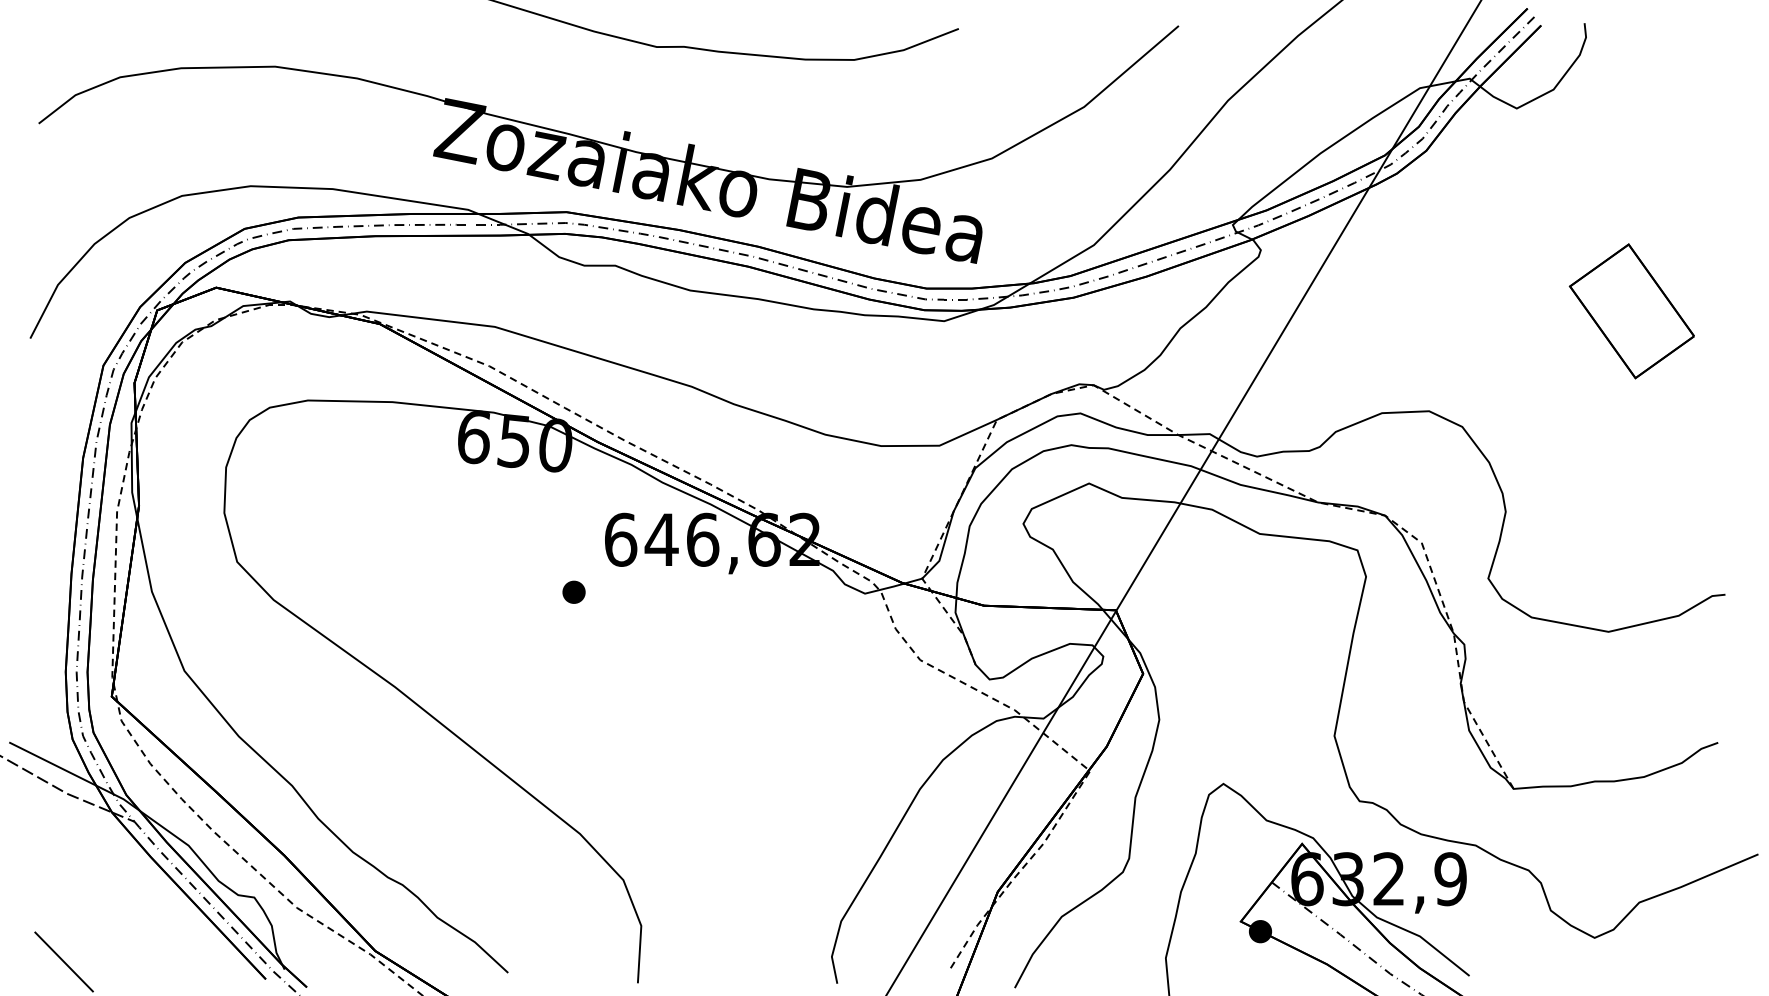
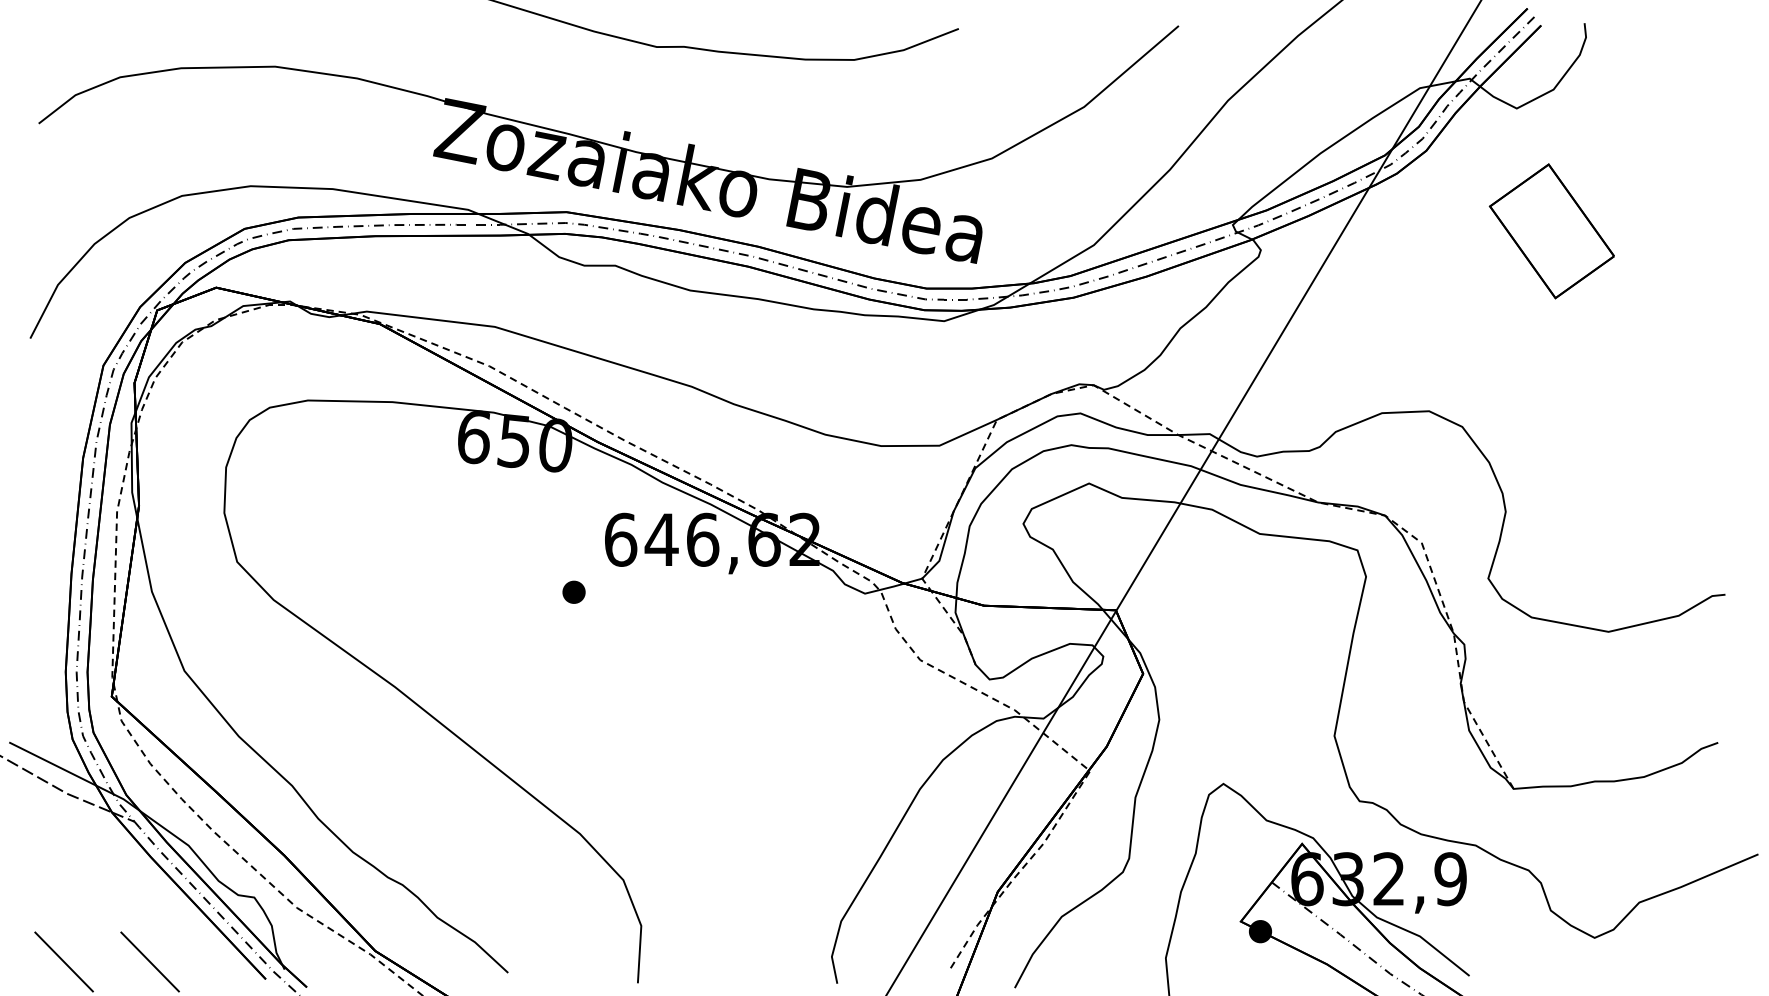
part position: (1631, 311) -> (1551, 231) (1551, 231)
line: none -> present (149, 961)
